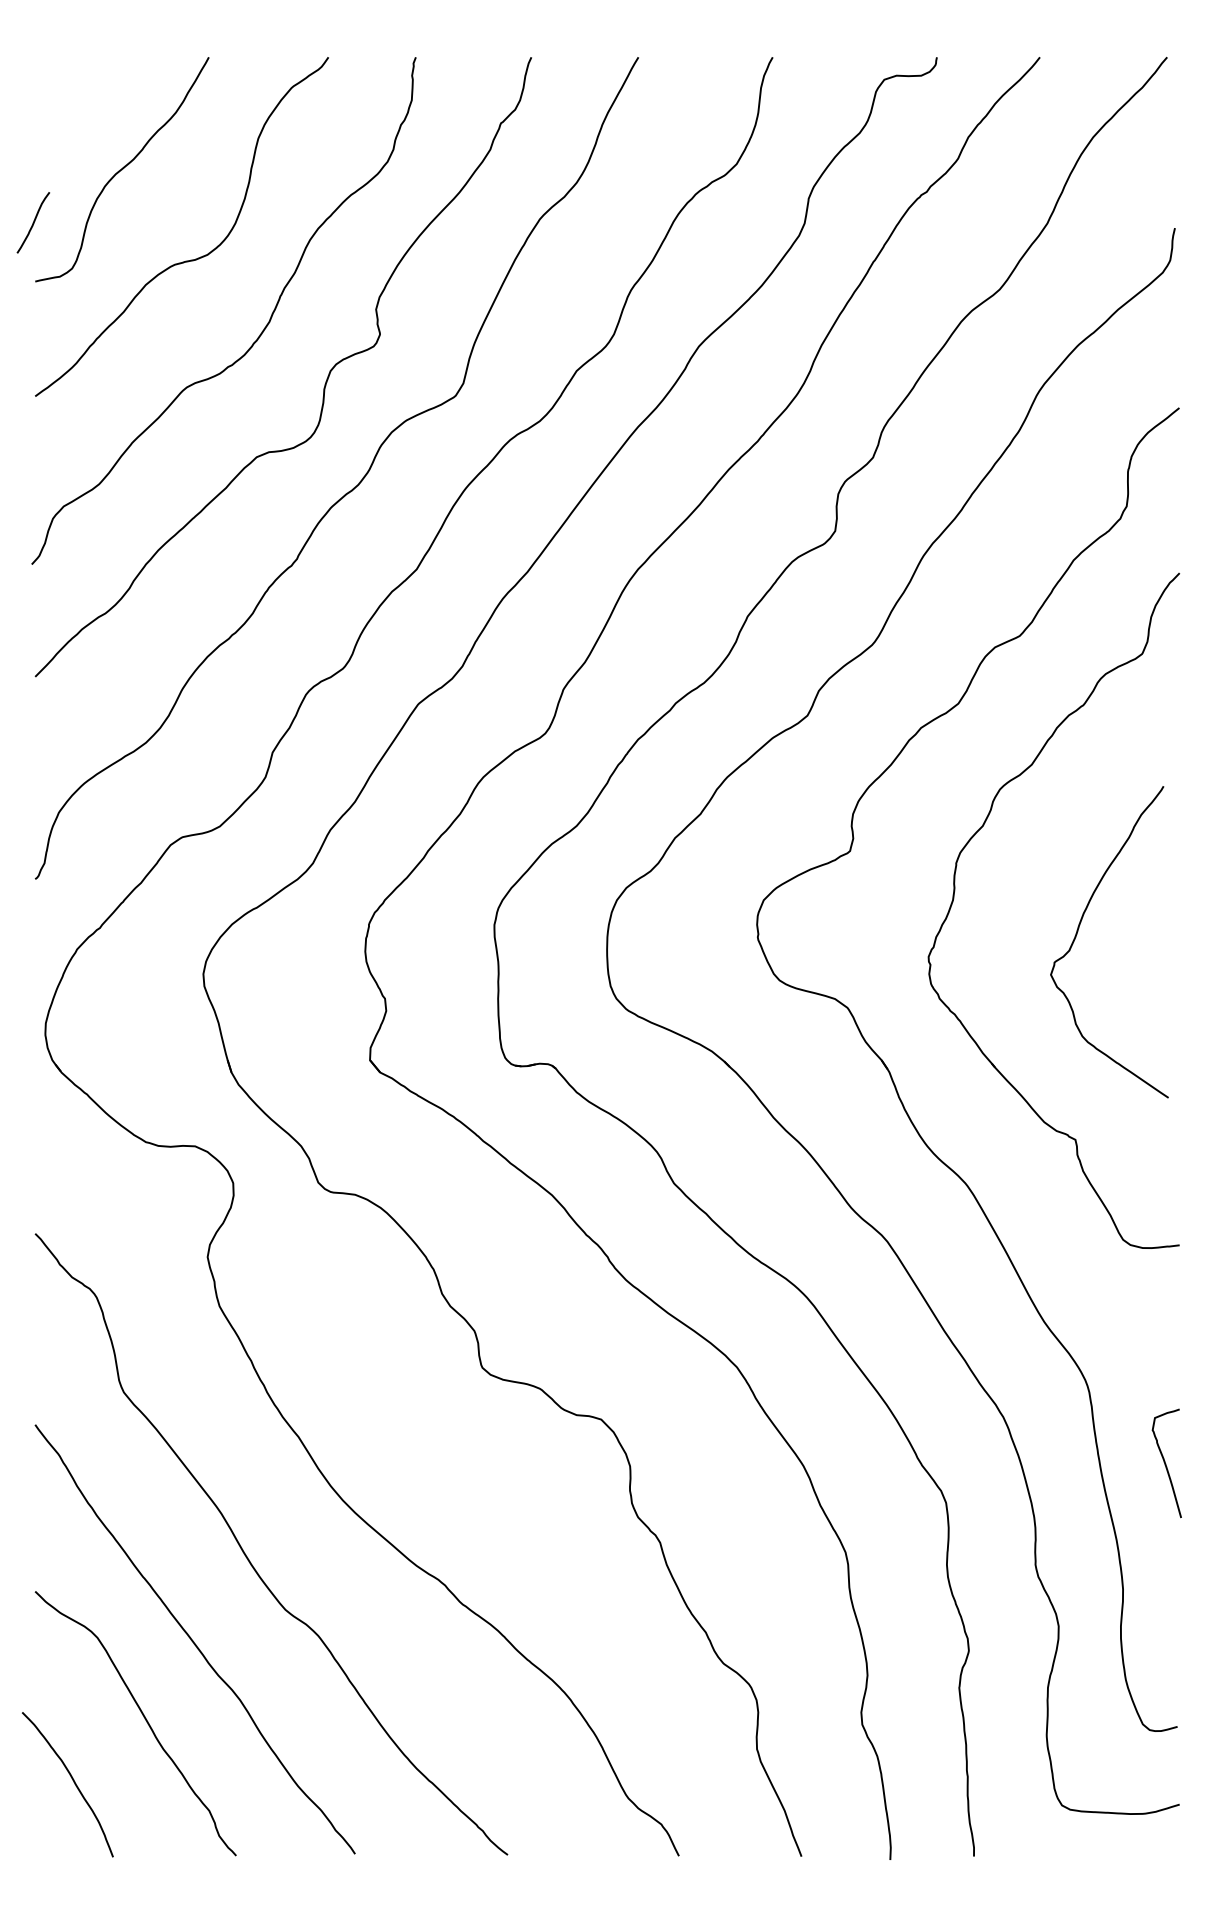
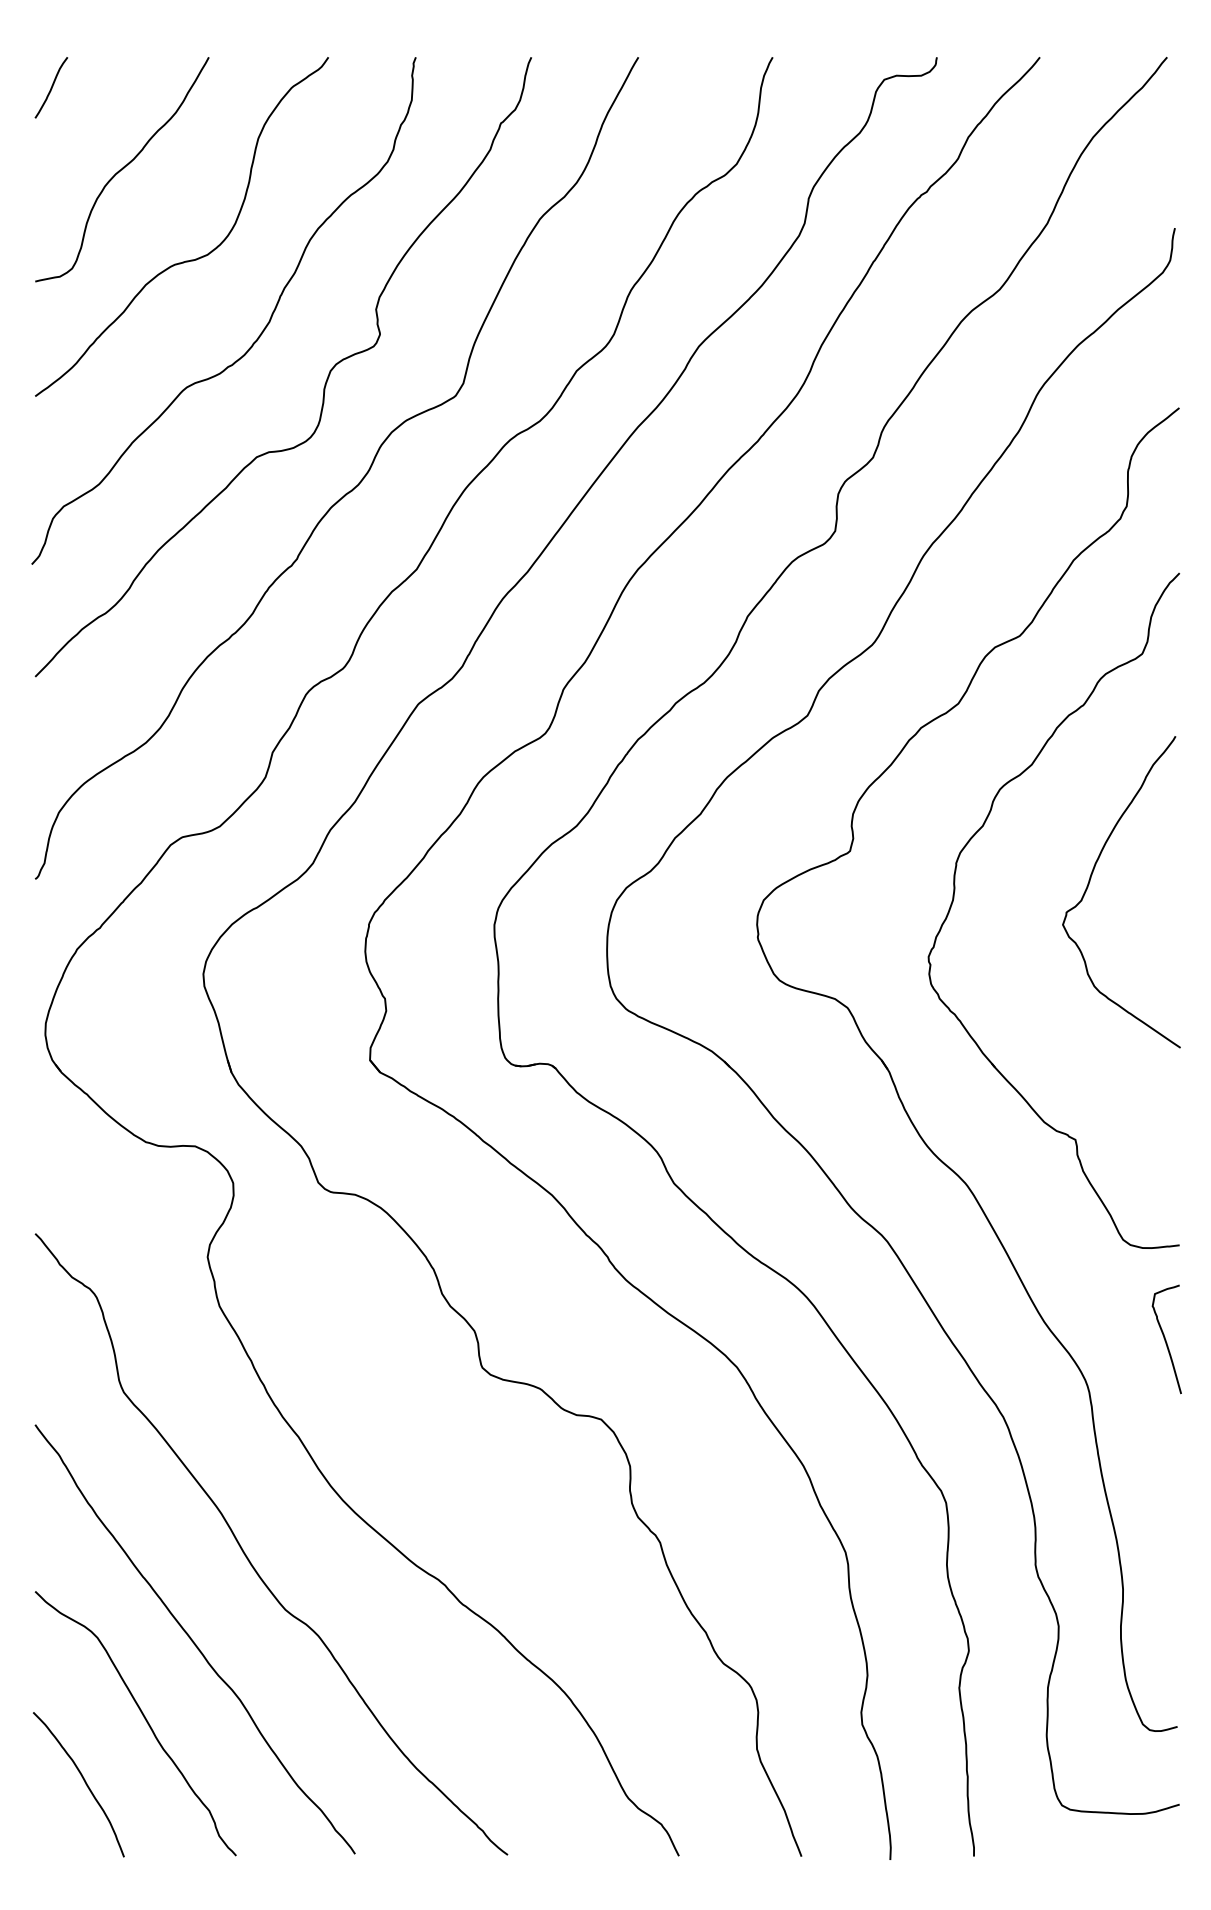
curve position: (33, 222) -> (51, 87) (51, 87)
curve position: (1078, 931) -> (1090, 881) (1090, 881)
curve position: (1166, 1463) -> (1166, 1339) (1166, 1339)
curve position: (73, 1782) -> (84, 1782) (84, 1782)
